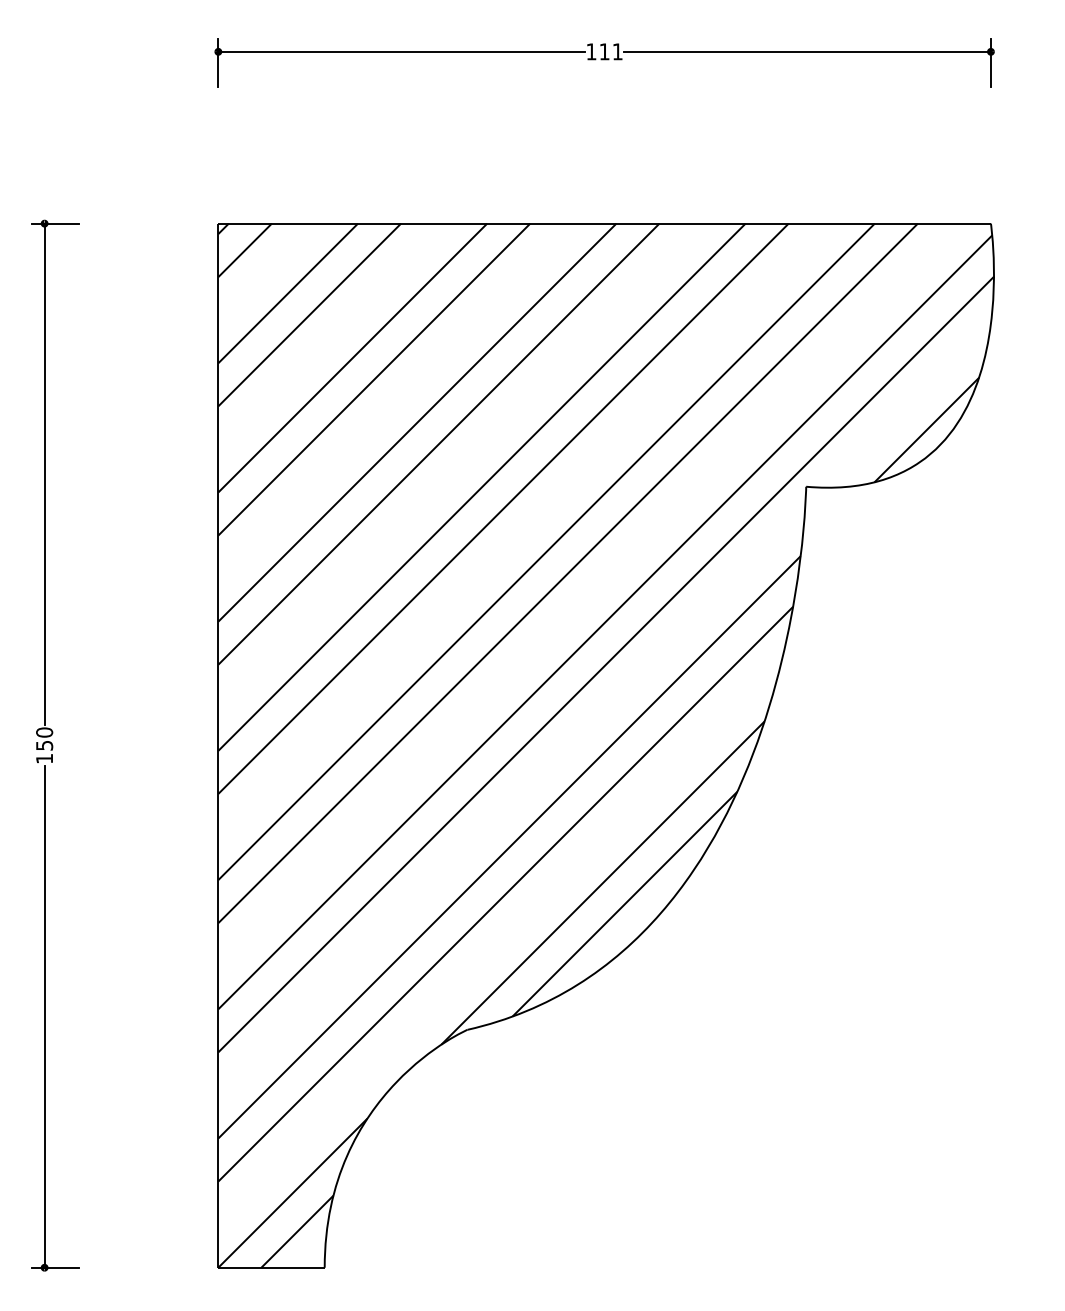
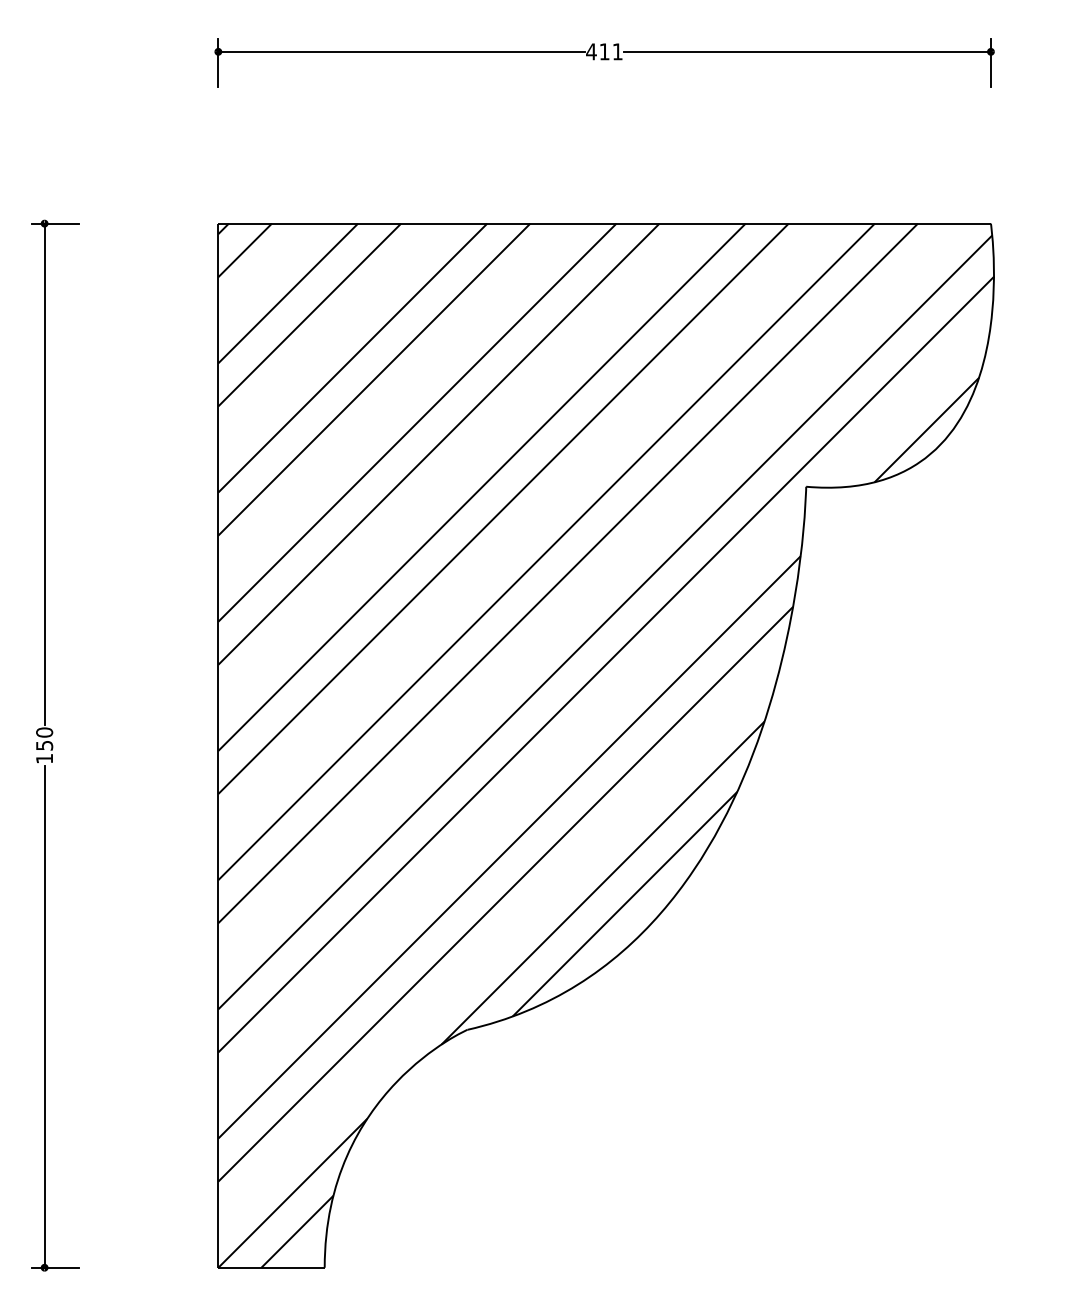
text: 111 -> 411 (591, 51)
